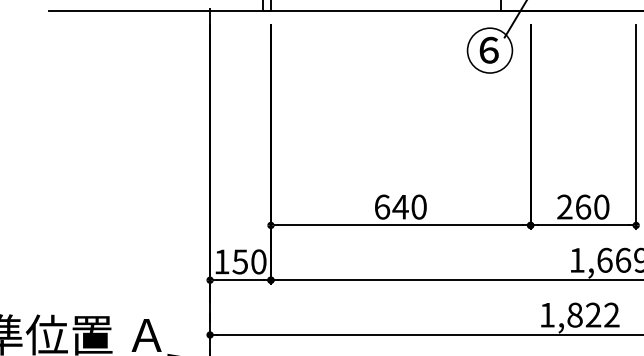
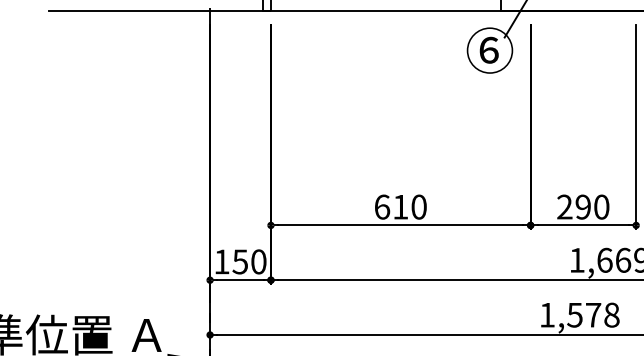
text: 260 -> 290 (583, 206)
text: 640 -> 610 (400, 207)
text: 1,822 -> 1,578 (593, 314)
